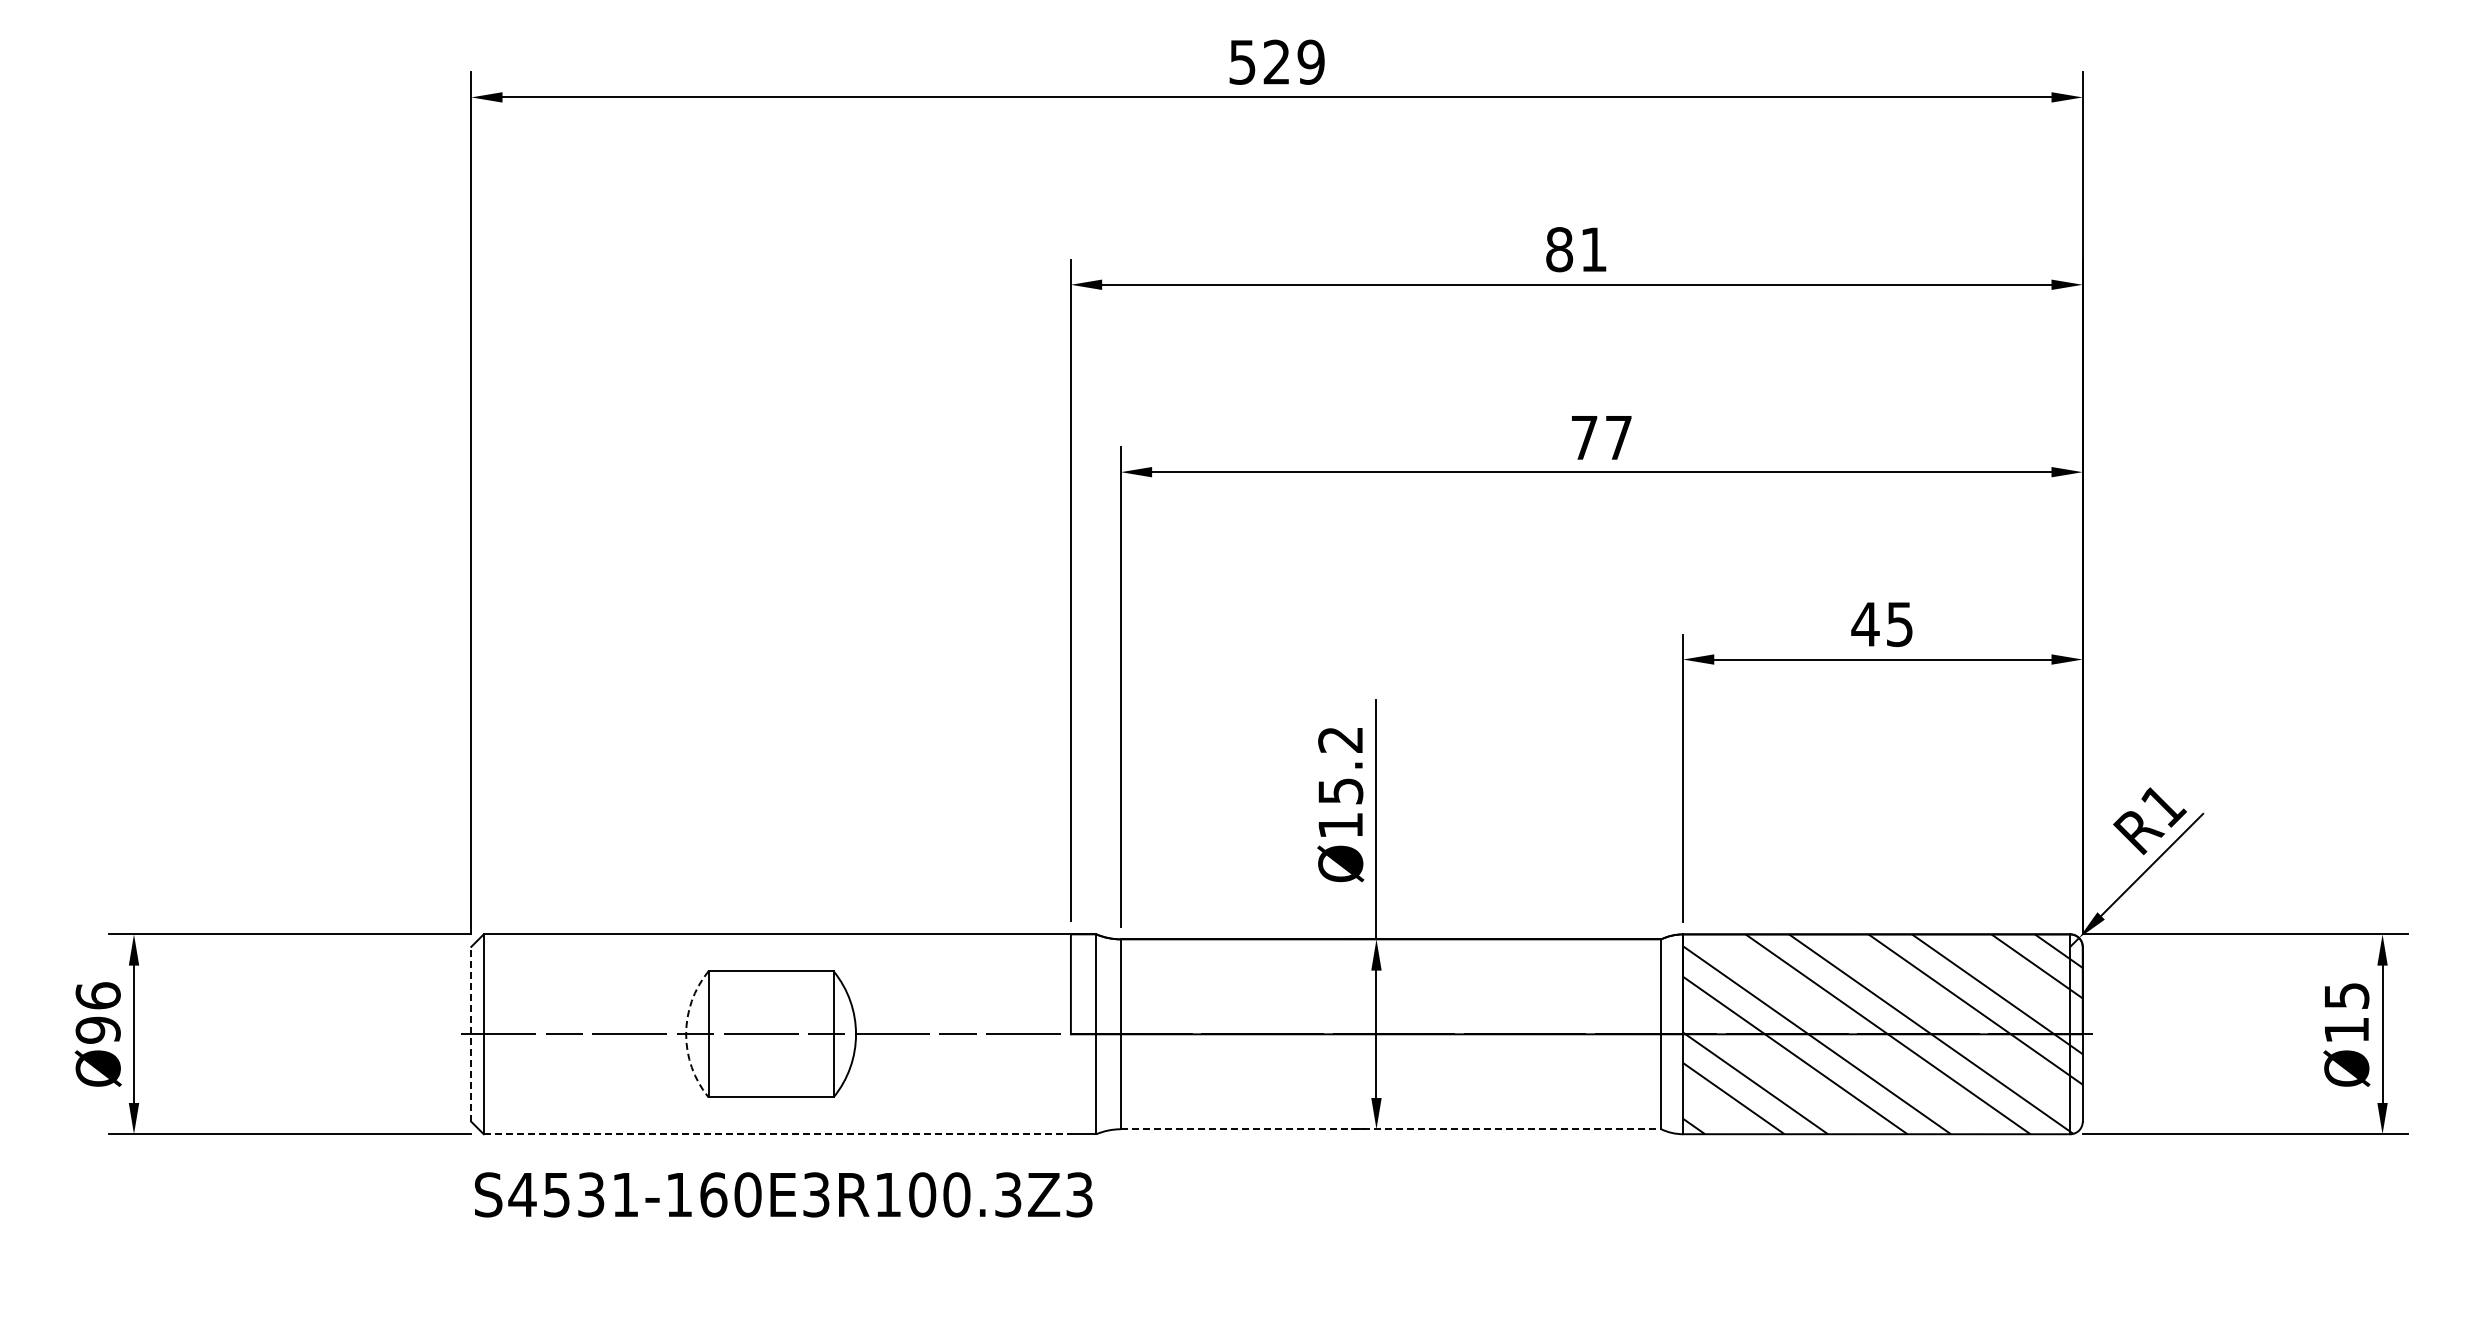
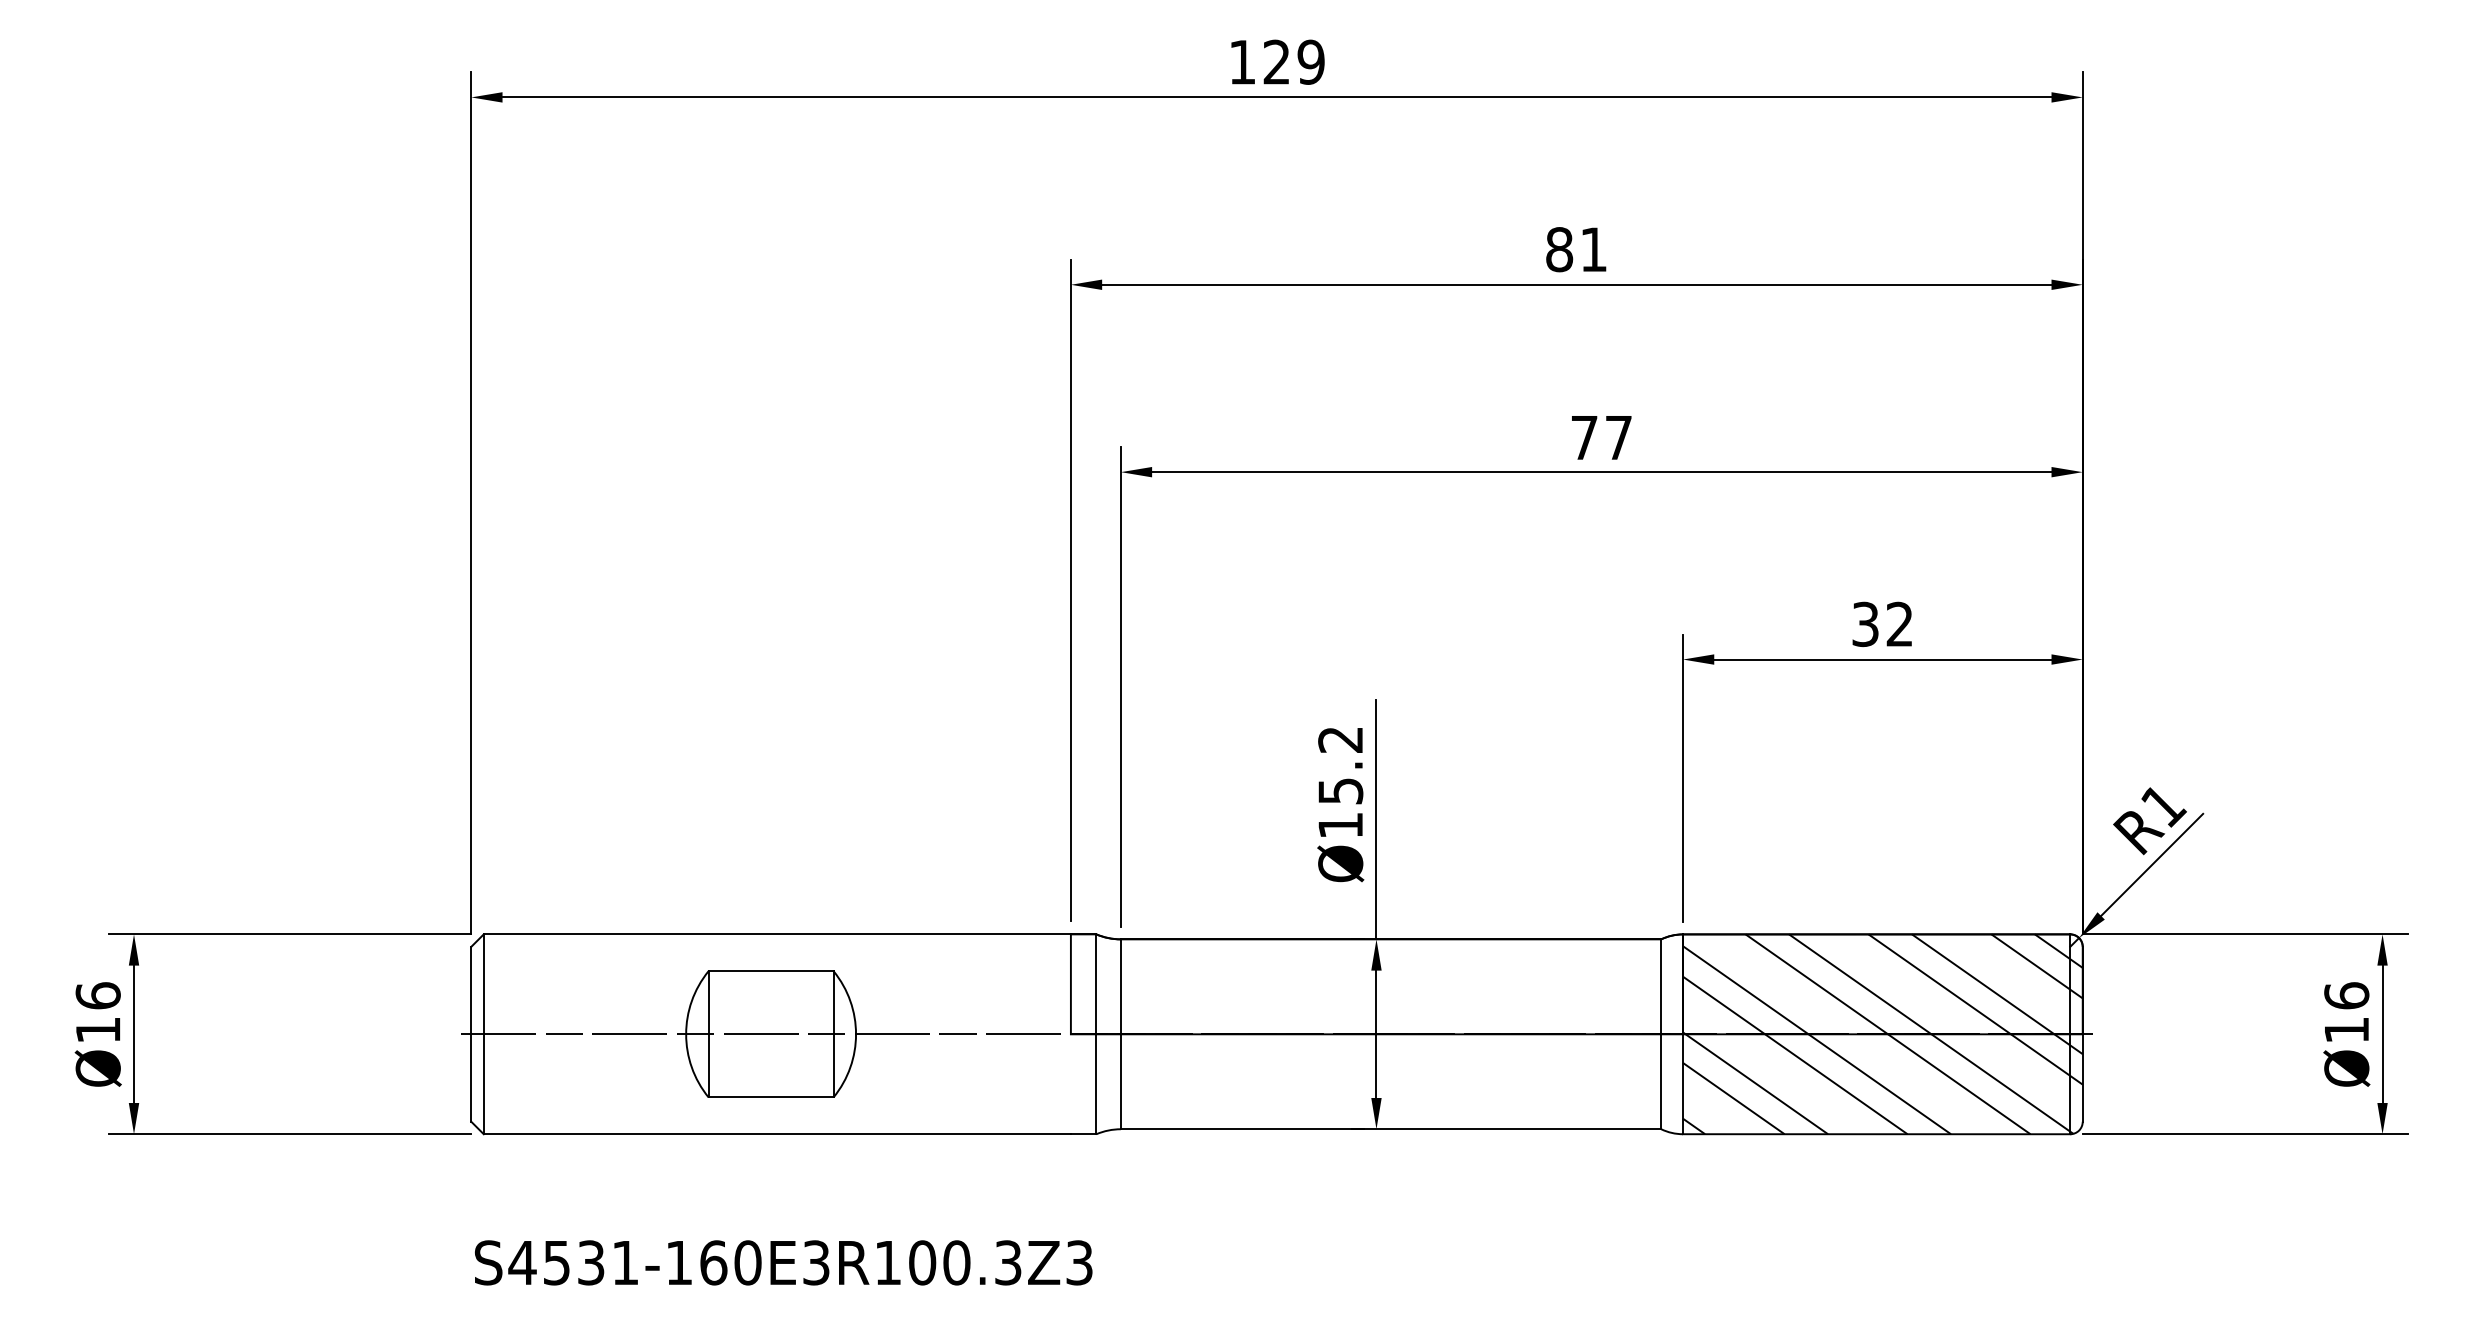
text: 529 -> 129 (1242, 62)
text: 45 -> 32 (1881, 624)
text: Ø15 -> Ø16 (2346, 995)
text: Ø96 -> Ø16 (97, 1029)
line: dashed -> solid (471, 1033)
arc: dashed -> solid (686, 1034)
line: dashed -> solid (1391, 1129)
line: dashed -> solid (777, 1134)
text position: (783, 1194) -> (783, 1262) (783, 1262)
